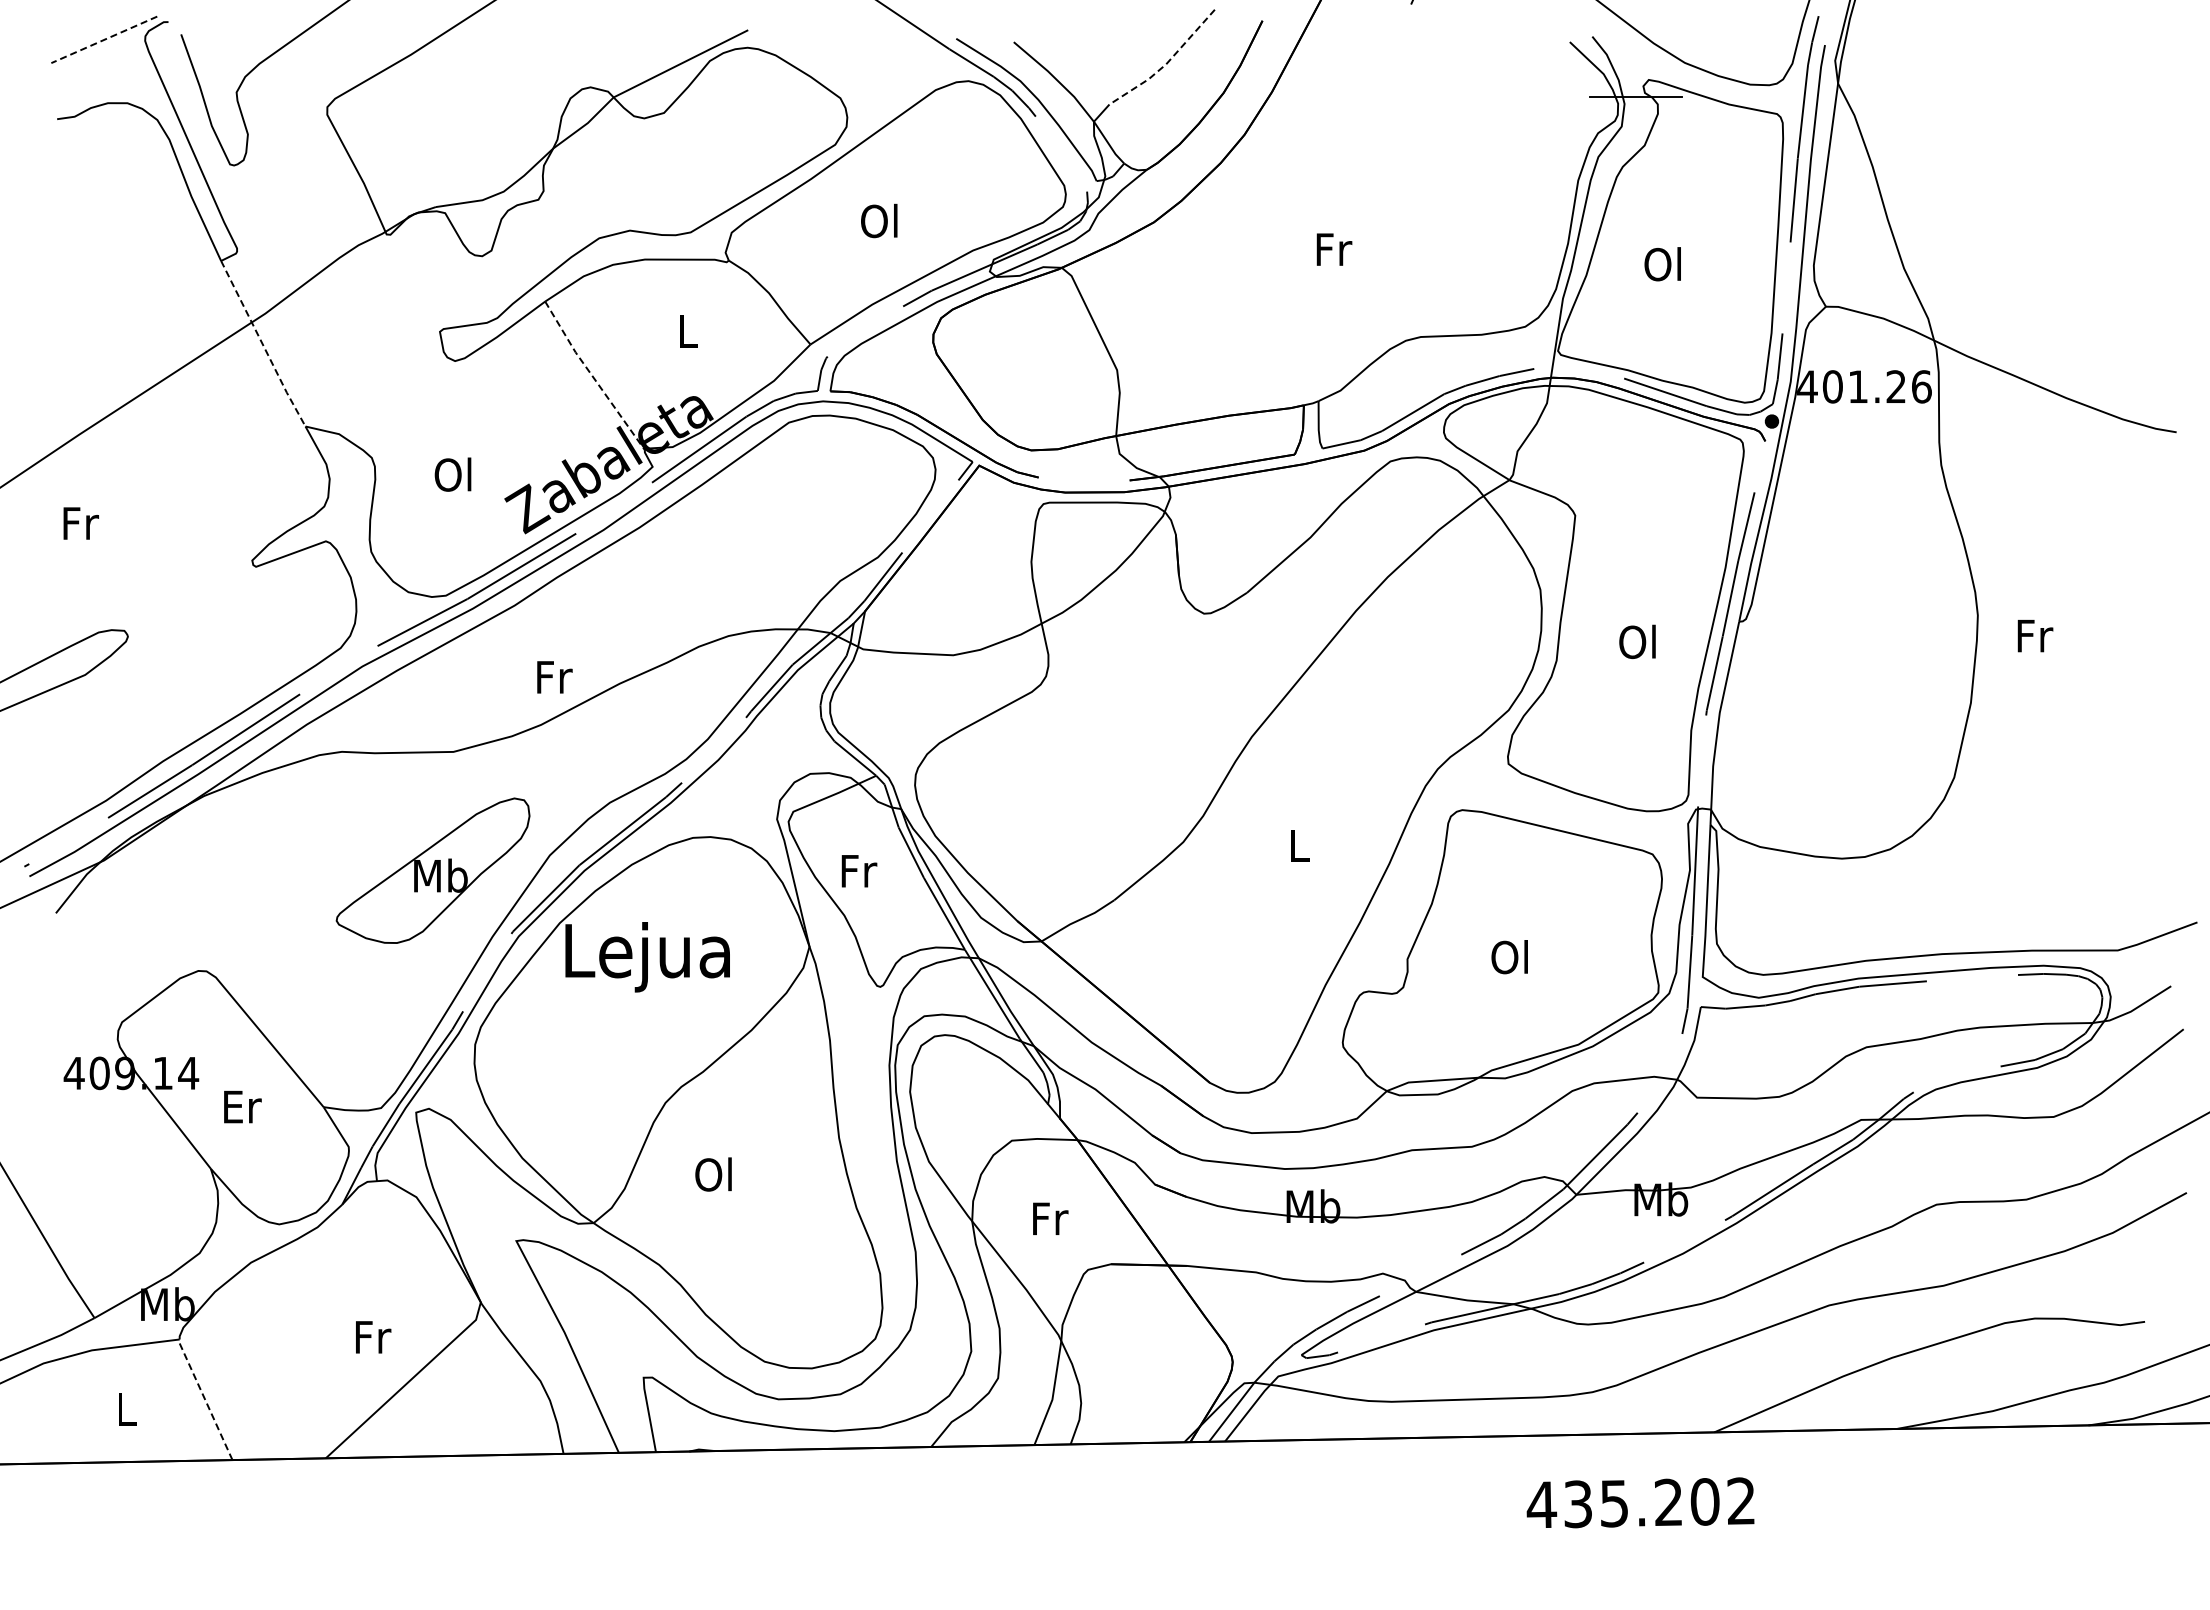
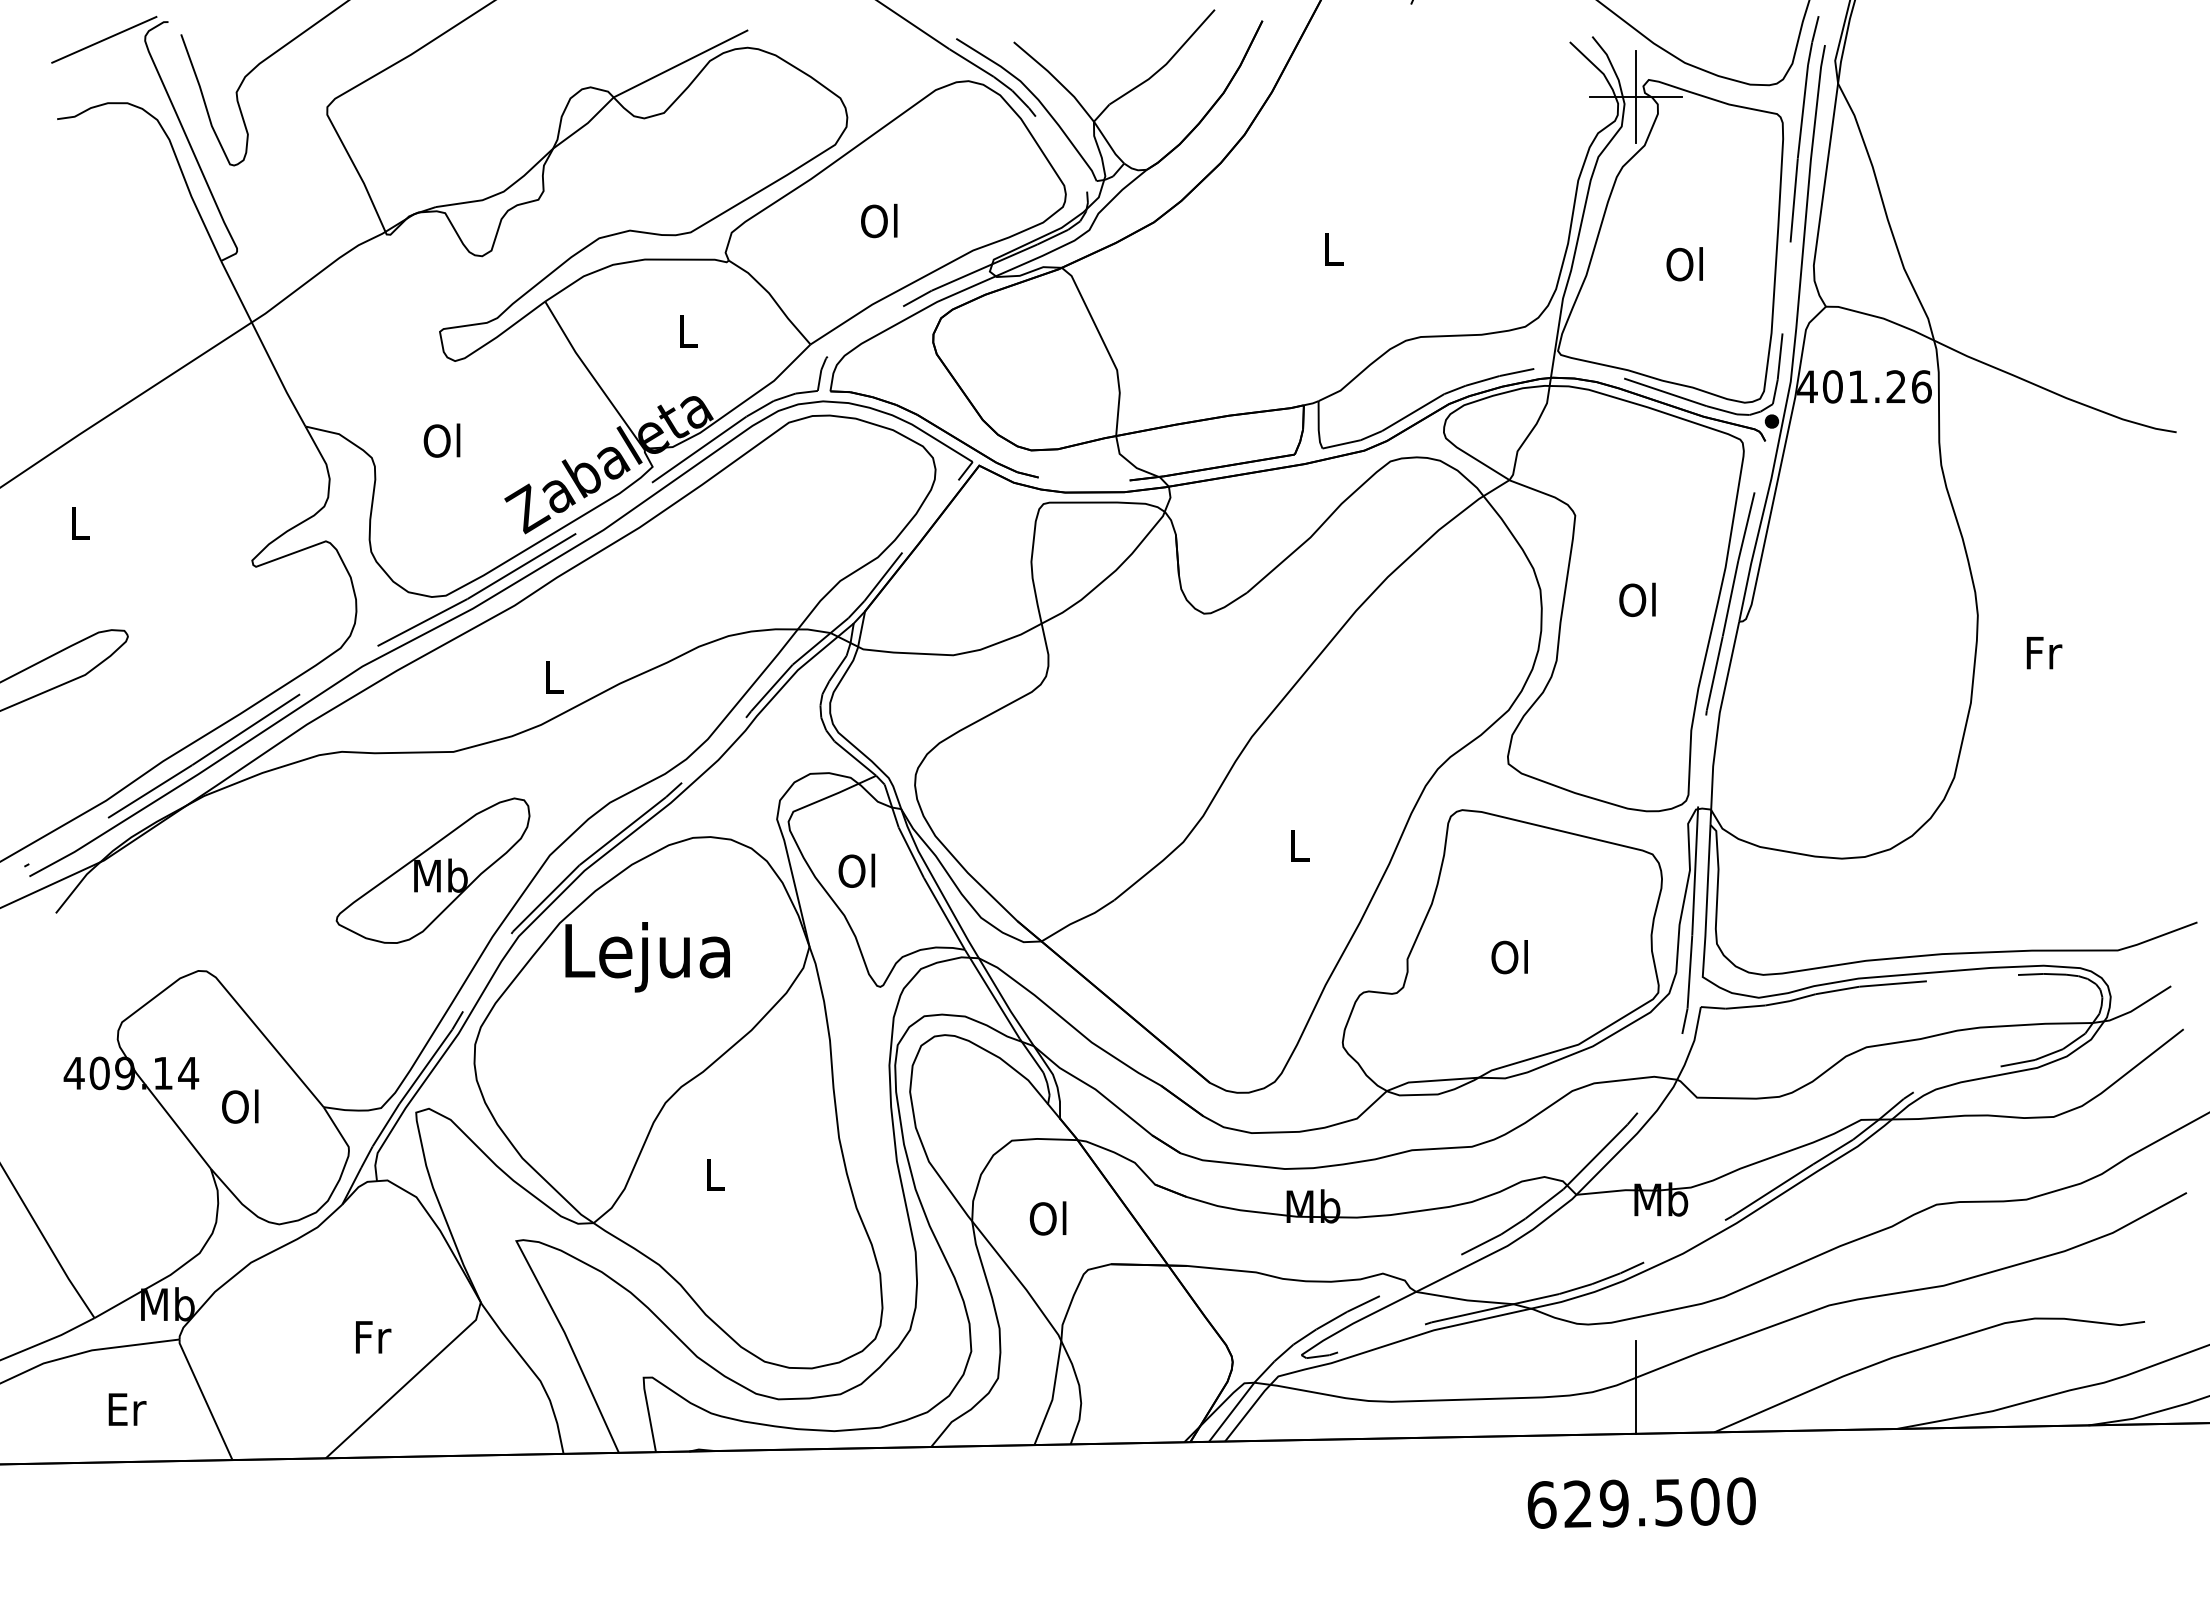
line: dashed -> solid (104, 39)
line: dashed -> solid (1166, 63)
line: none -> present (1636, 96)
text: Fr -> L (1334, 249)
text position: (1662, 264) -> (1684, 264) (1684, 264)
line: dashed -> solid (262, 344)
line: dashed -> solid (593, 376)
text position: (452, 474) -> (441, 440) (441, 440)
text: Fr -> L (81, 523)
text position: (2035, 636) -> (2044, 653) (2044, 653)
text position: (1637, 641) -> (1637, 599) (1637, 599)
text: Fr -> L (554, 677)
text: Fr -> Ol (857, 870)
text: Er -> Ol (241, 1106)
text: Ol -> L (713, 1174)
text: Fr -> Ol (1048, 1218)
line: none -> present (1636, 1387)
line: dashed -> solid (205, 1399)
text: L -> Er (127, 1409)
text: 435.202 -> 629.500 (1640, 1502)
